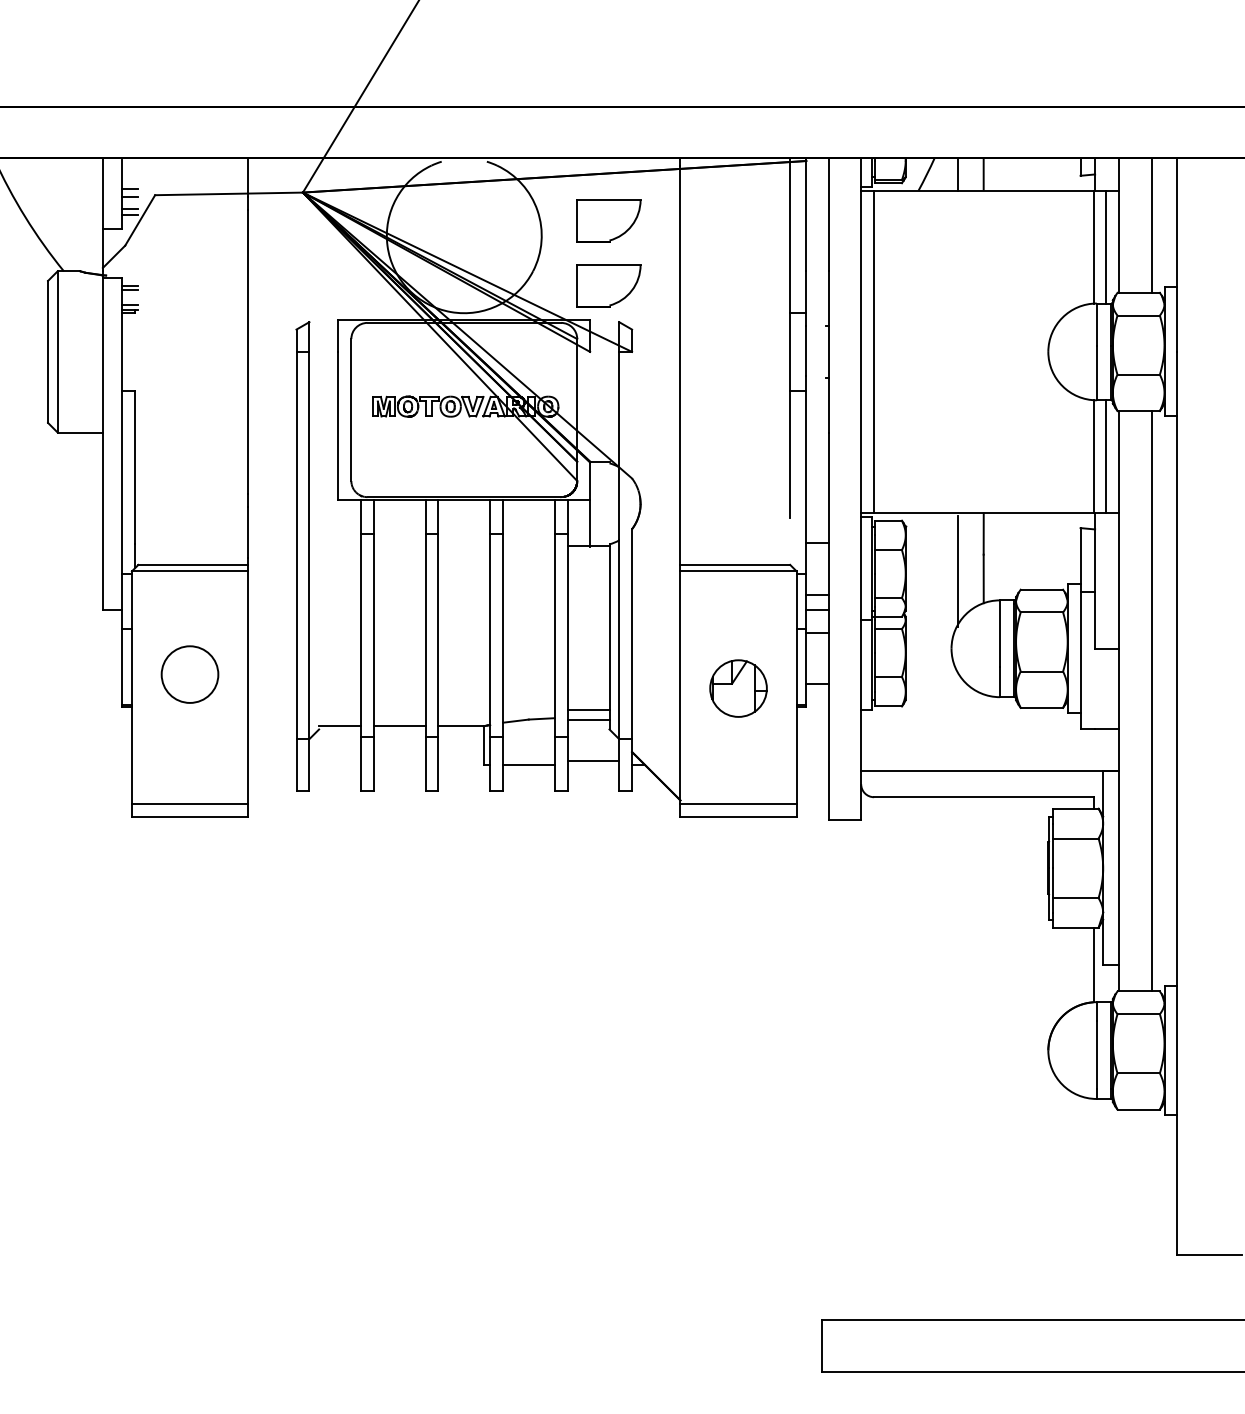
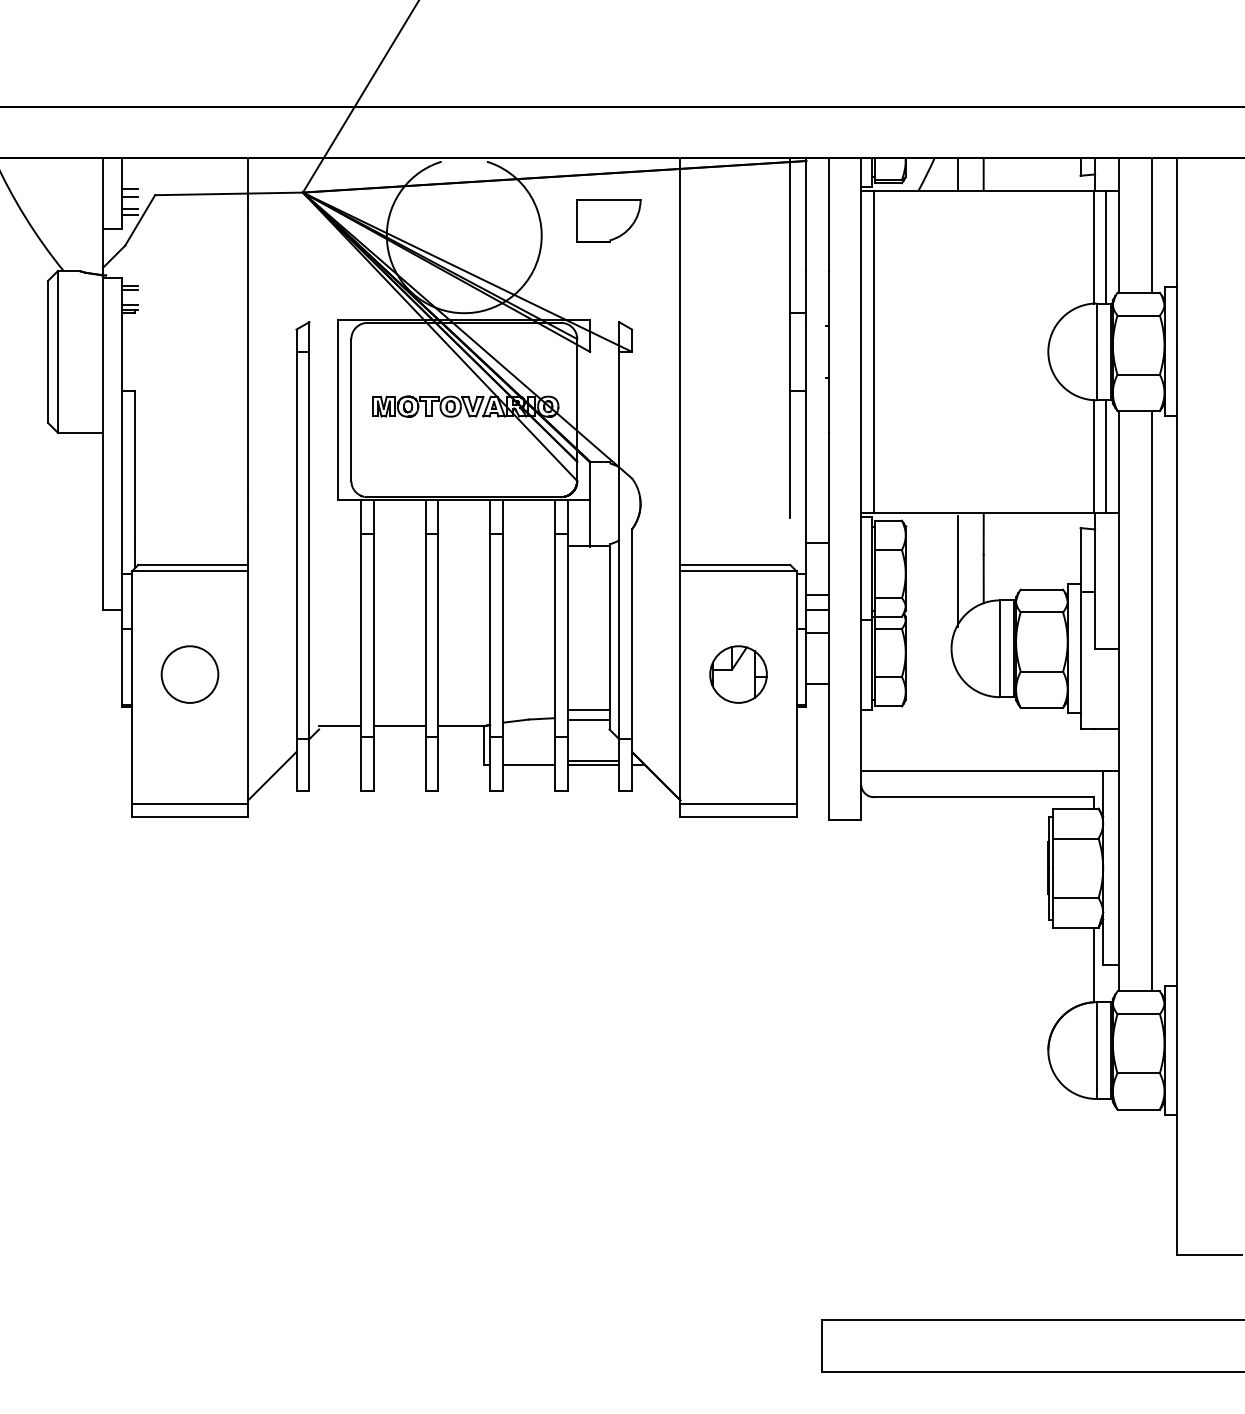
part: present -> none (608, 285)
part position: (738, 688) -> (738, 674) (738, 674)
line: none -> present (593, 764)
line: none -> present (272, 776)
